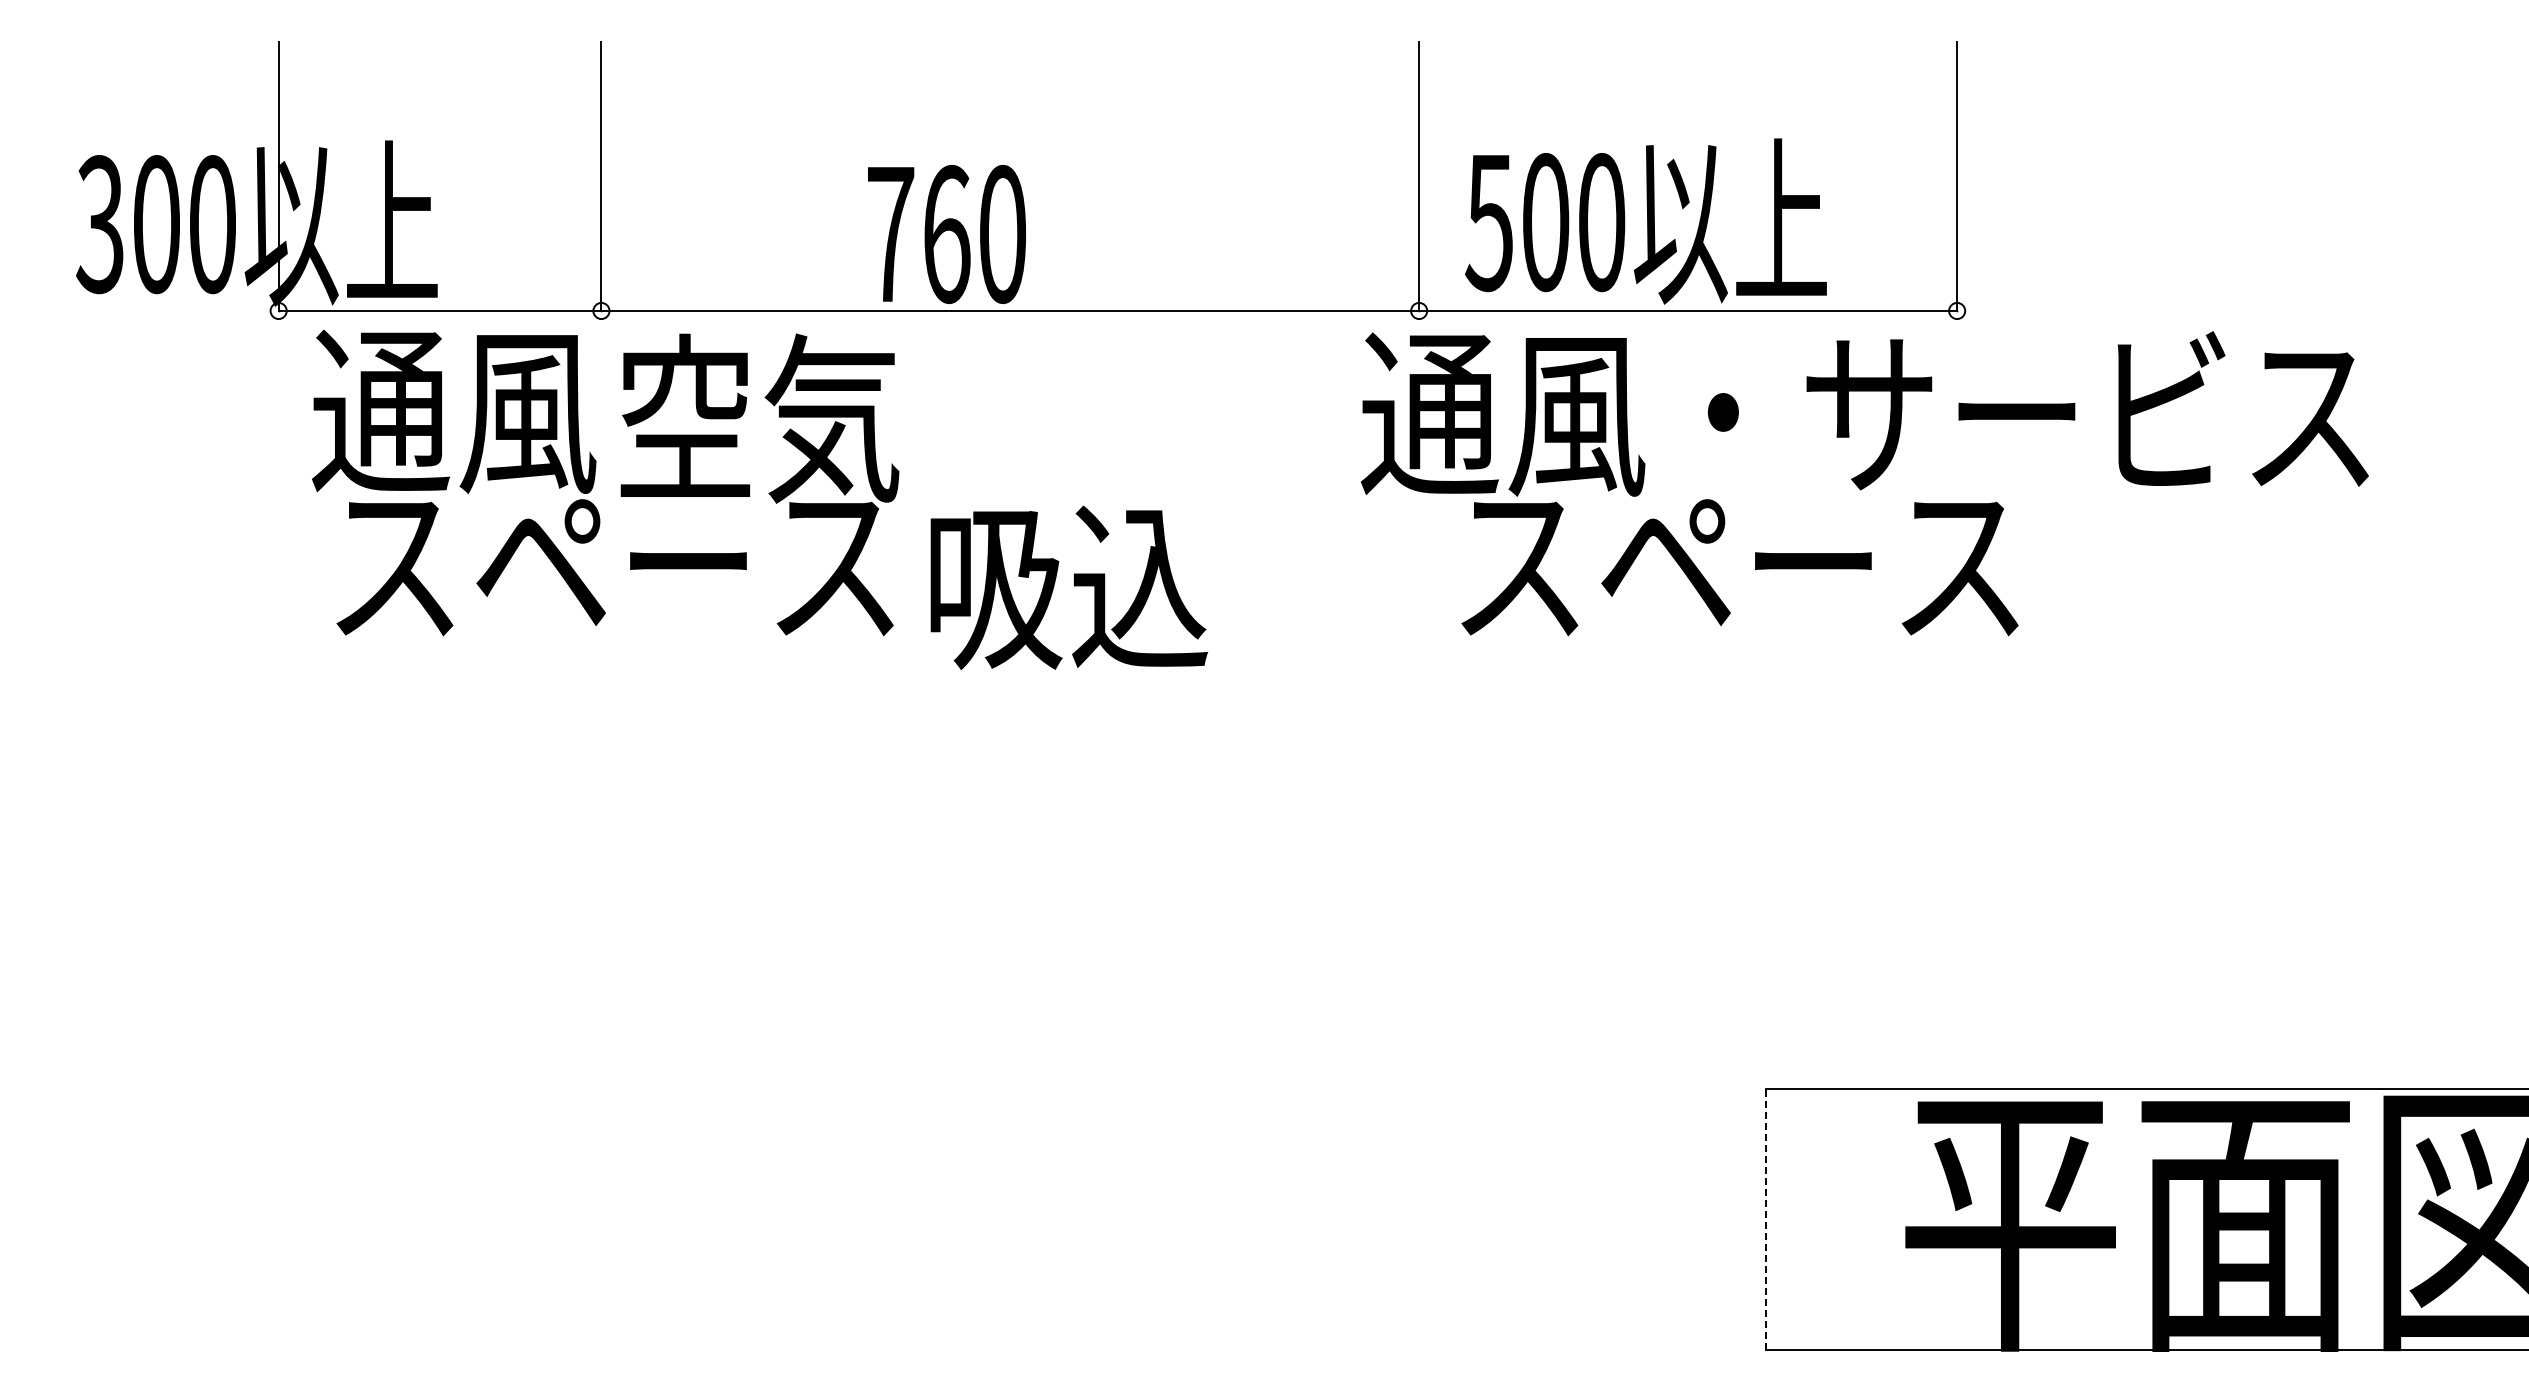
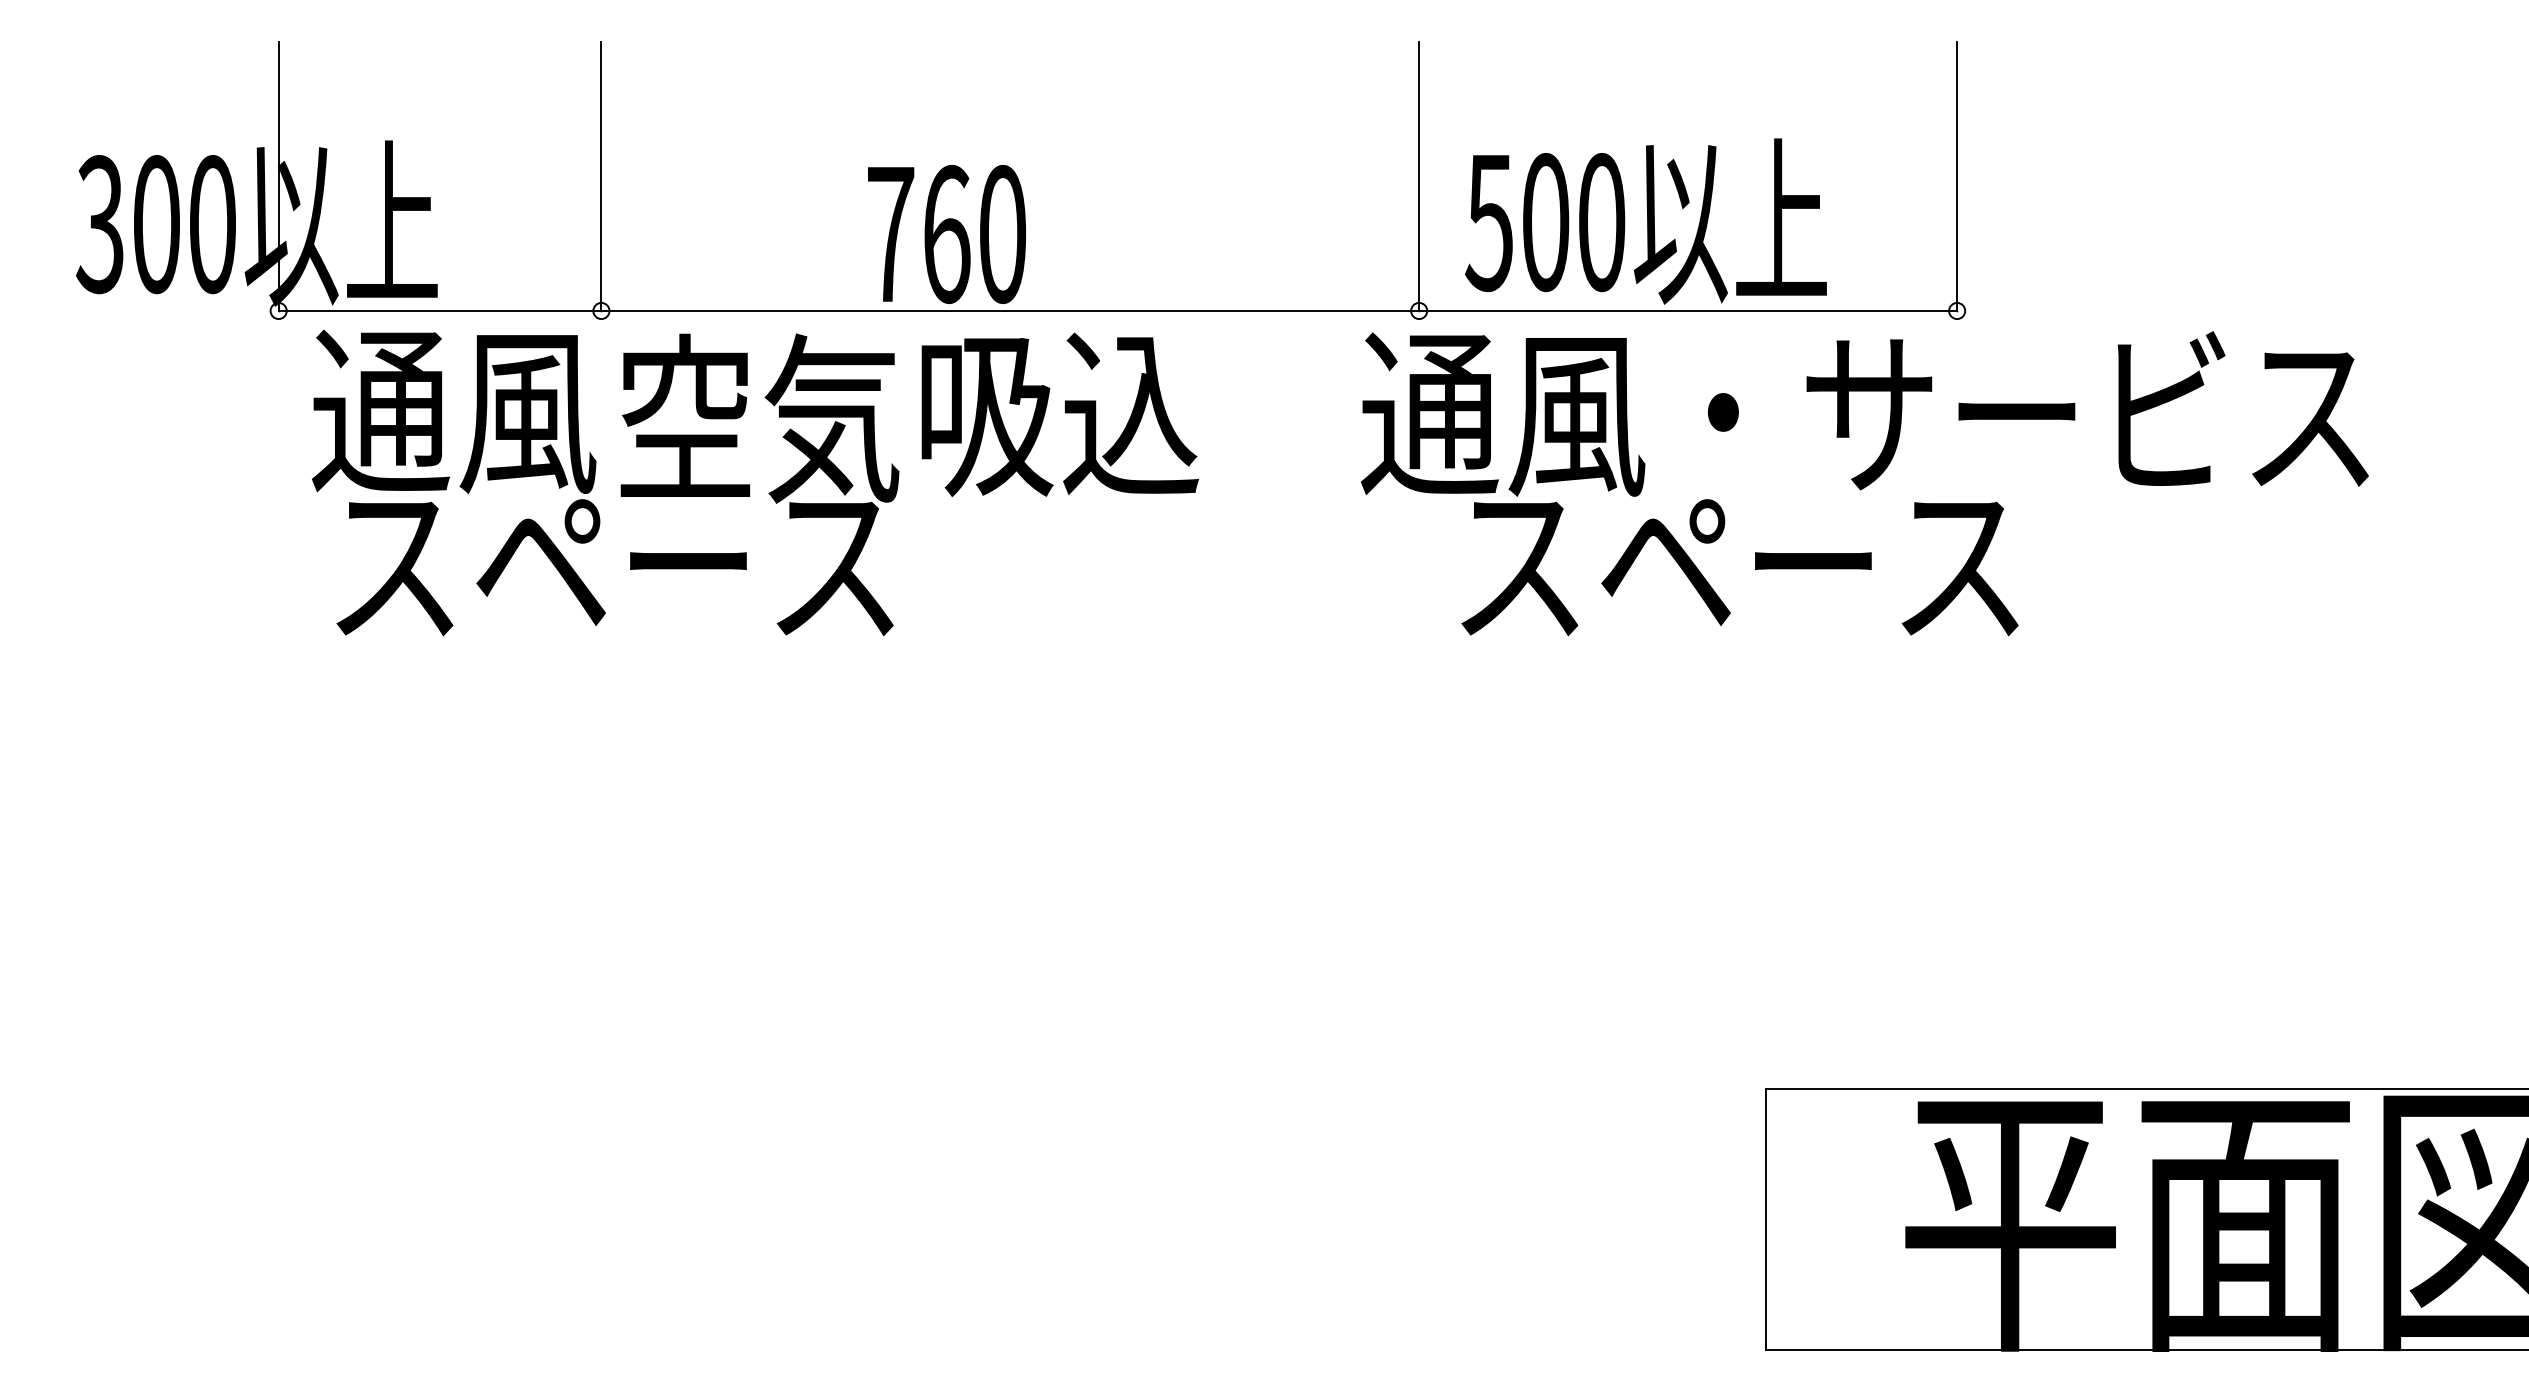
text position: (1068, 587) -> (1059, 414) (1059, 414)
line: dashed -> solid (1765, 1219)
